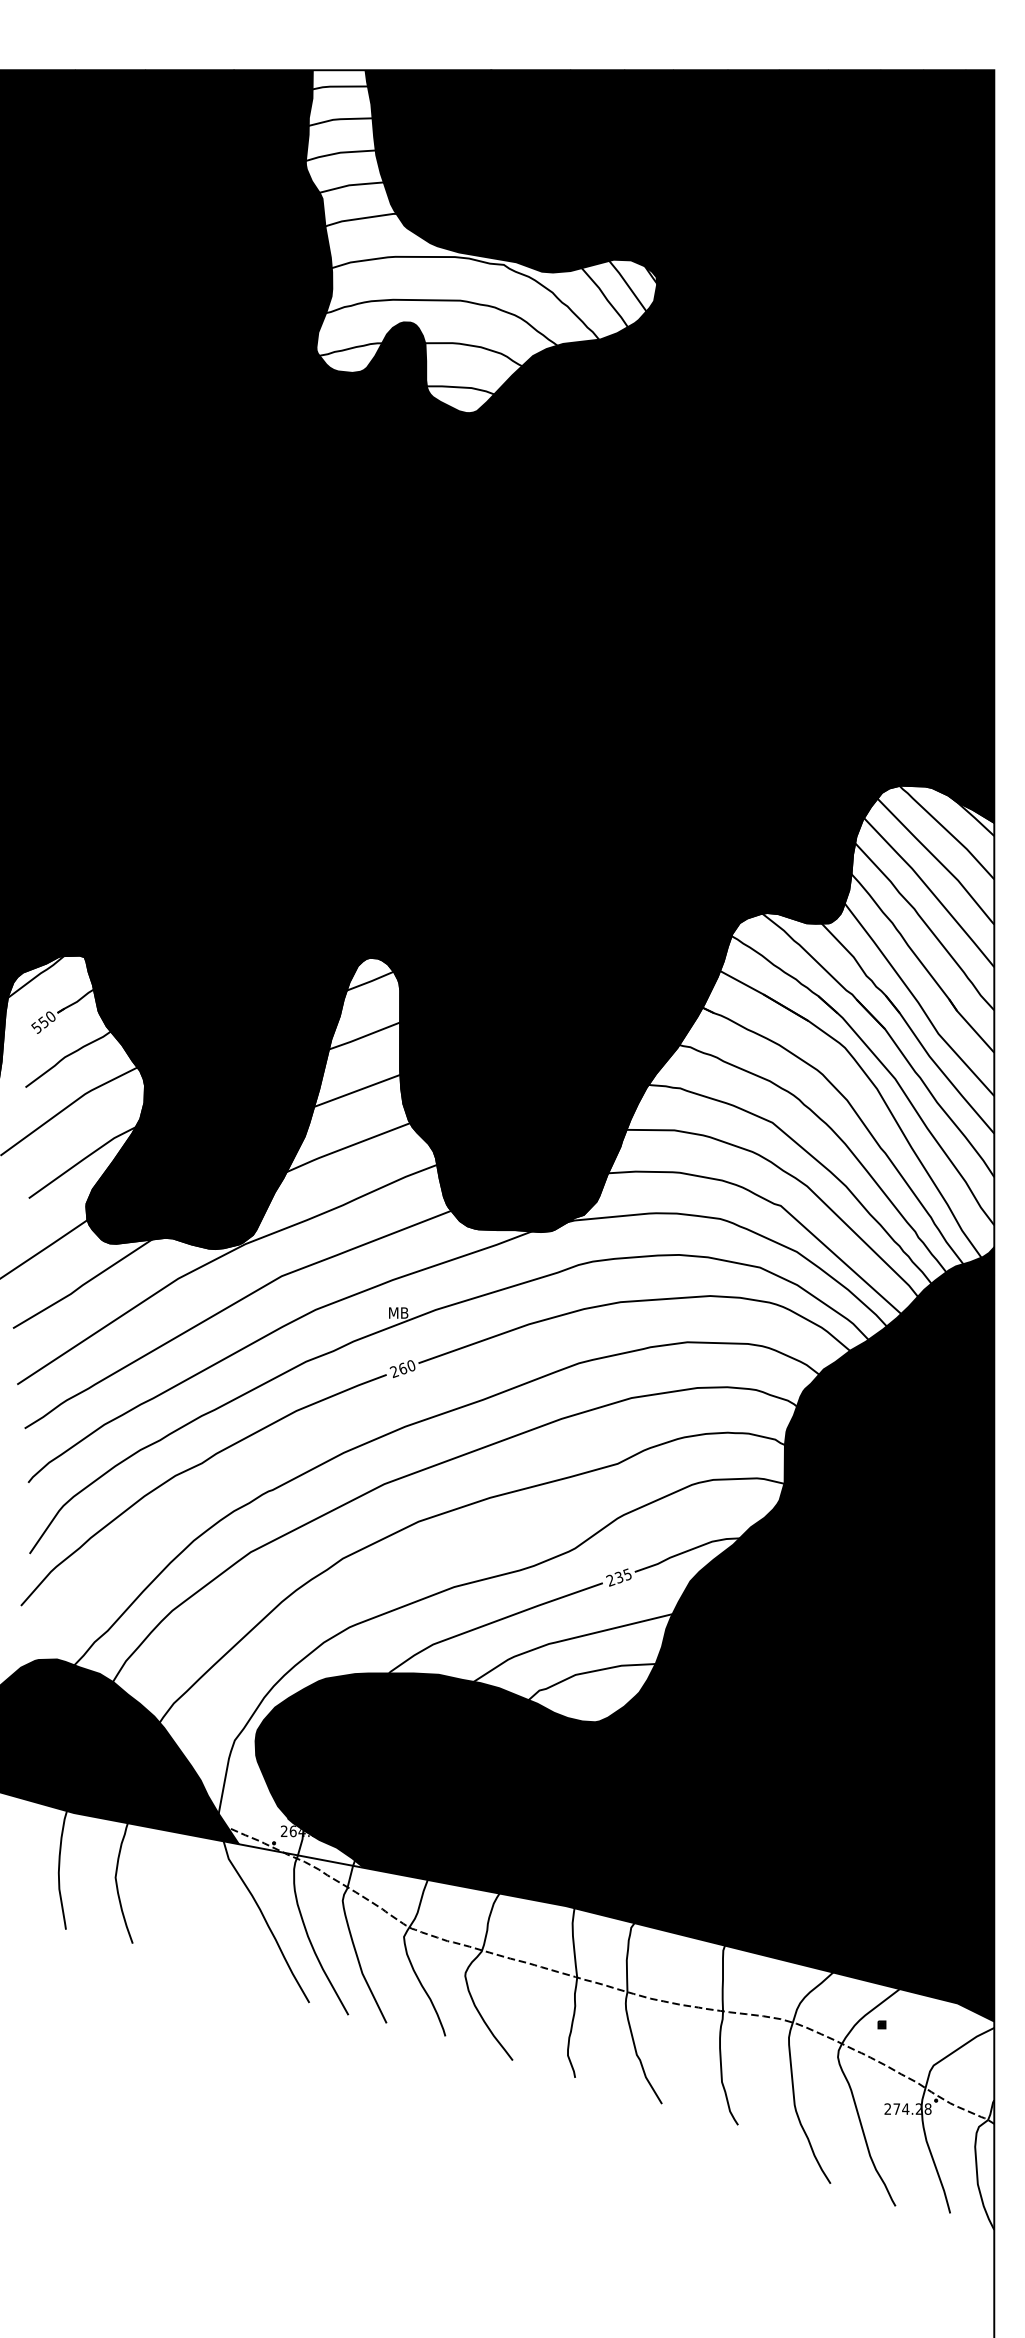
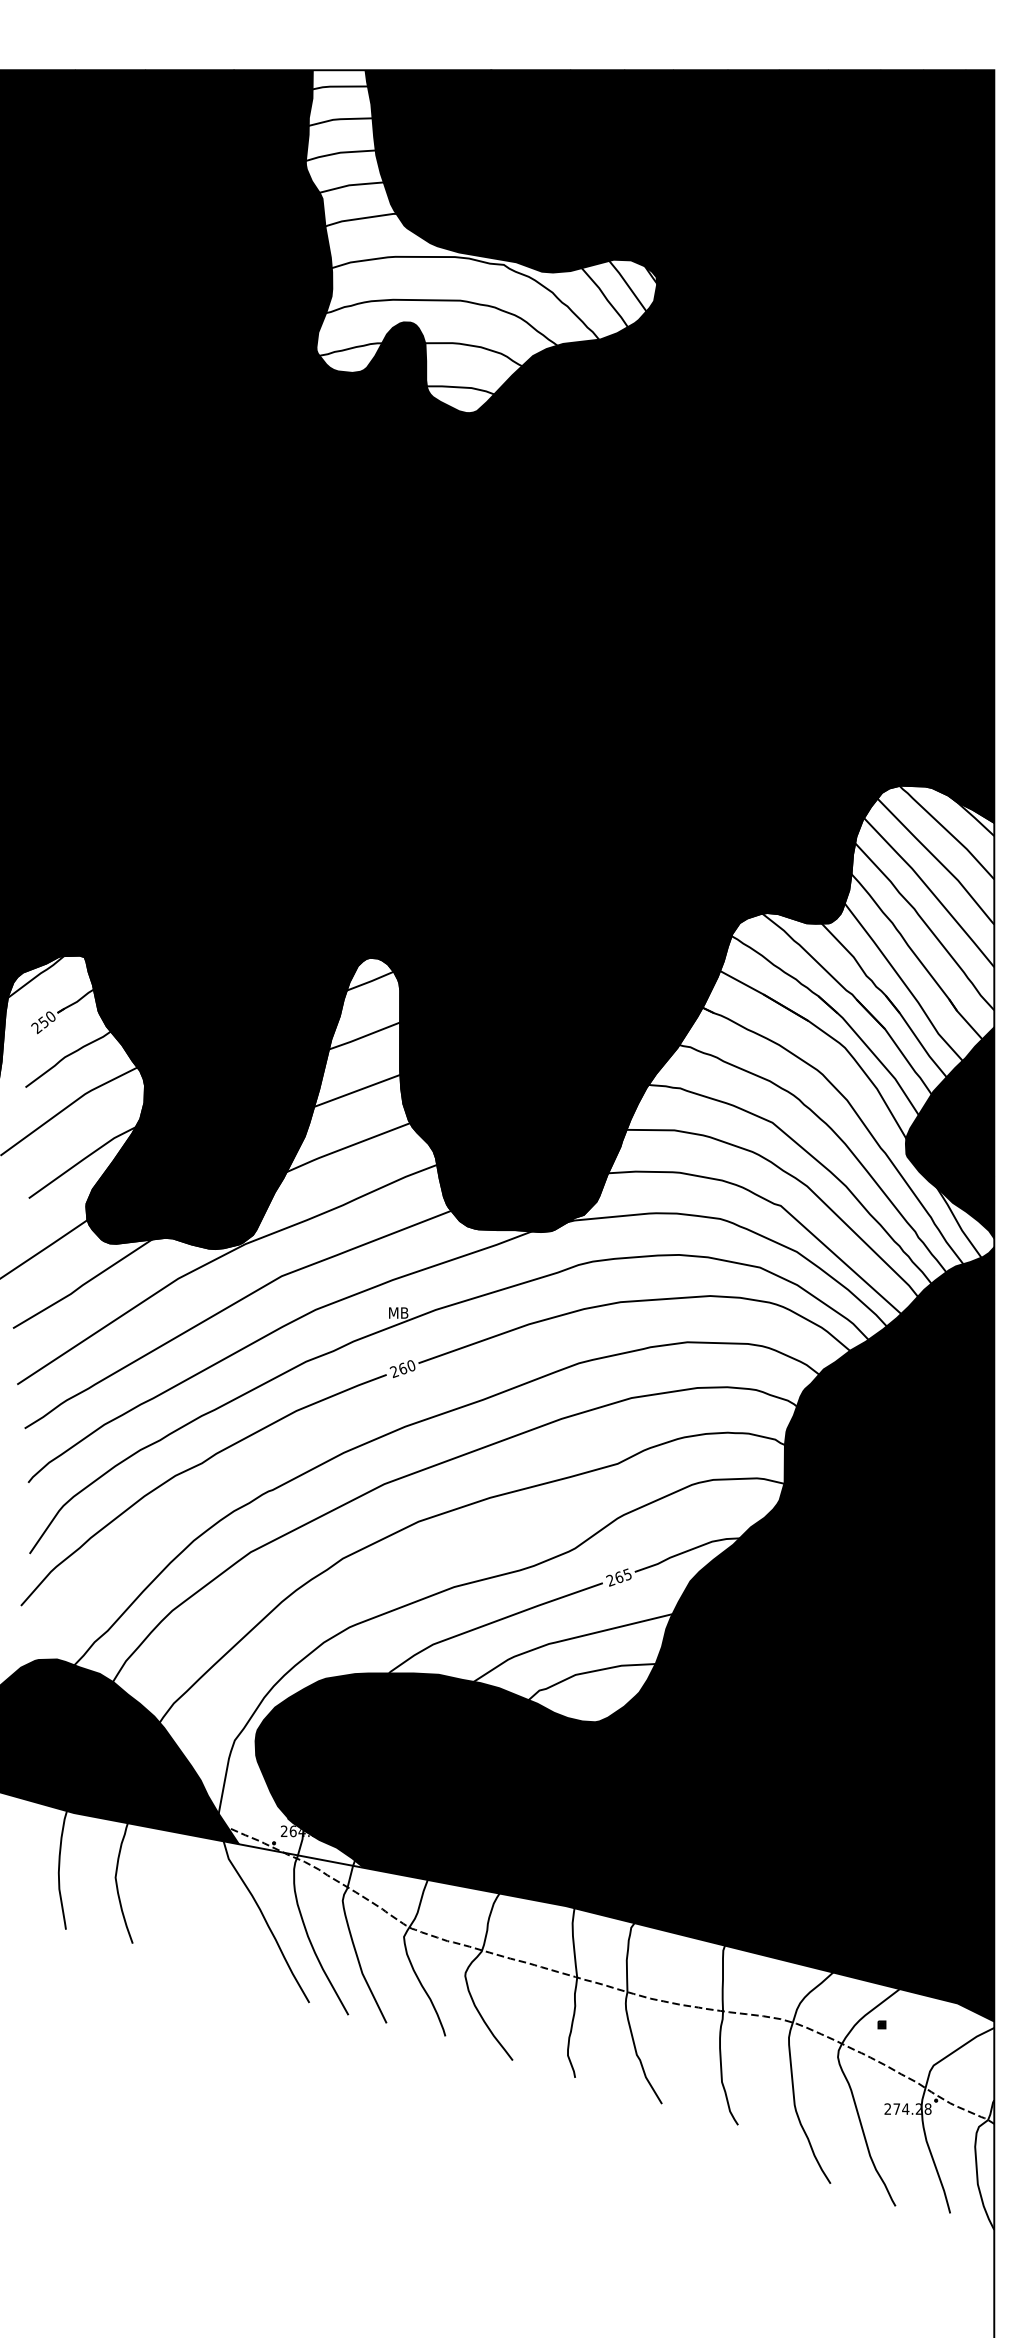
text: 550 -> 250 (36, 1028)
fill: none -> present (949, 1133)
text: 235 -> 265 (618, 1577)
